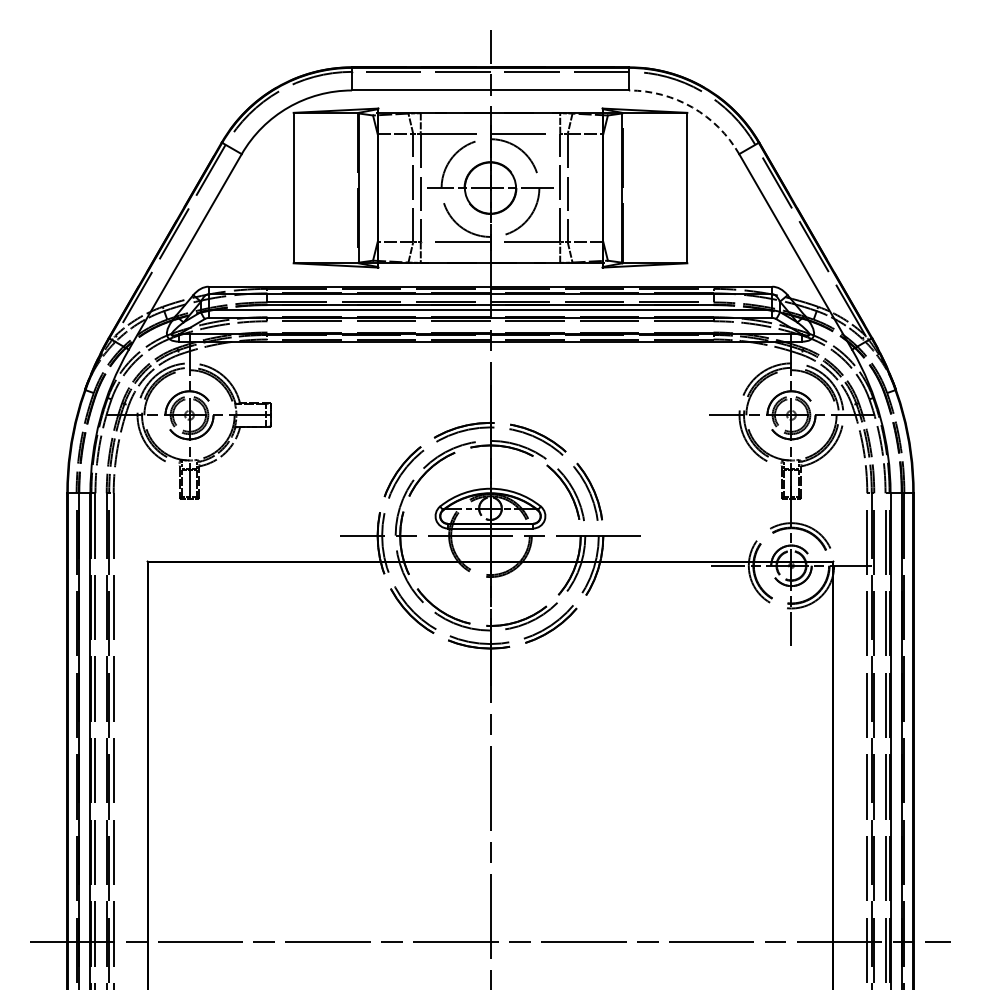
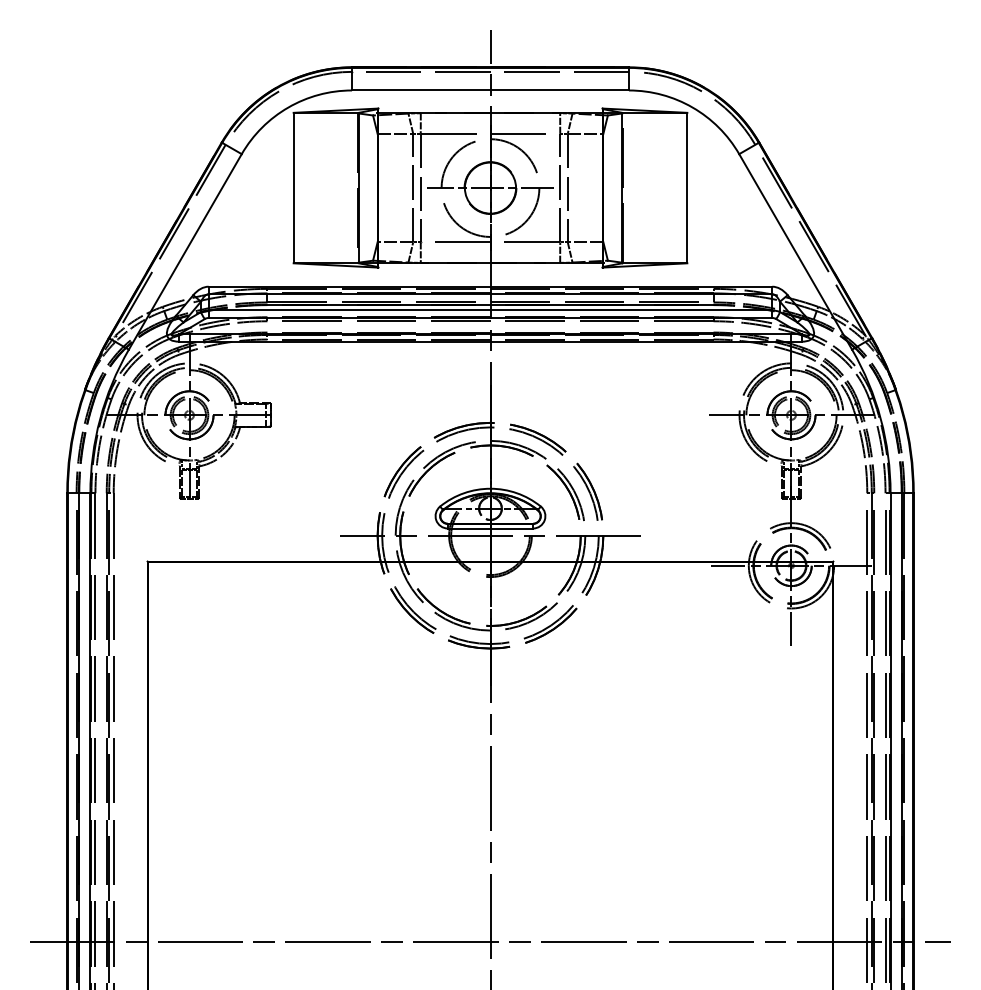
arc: dashed -> solid (692, 107)
